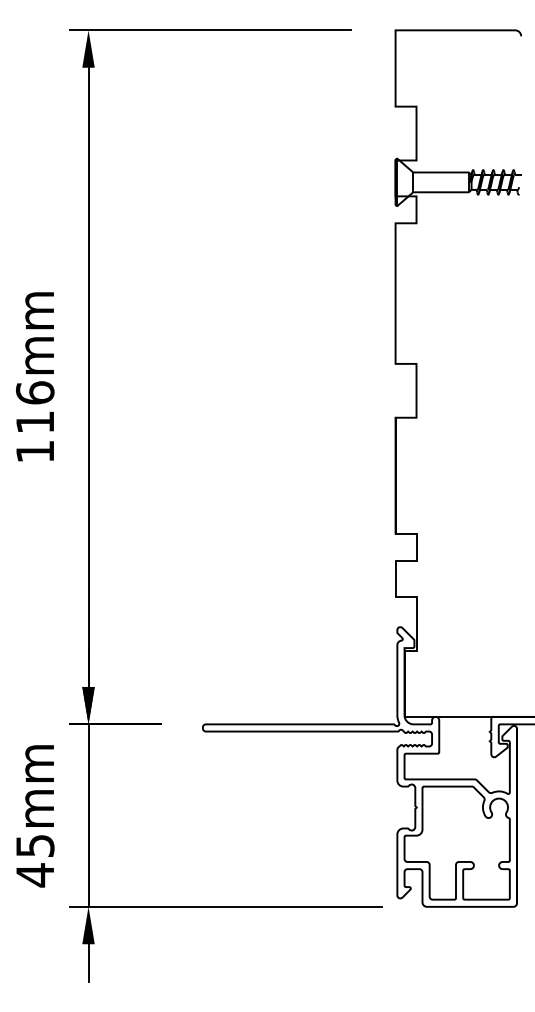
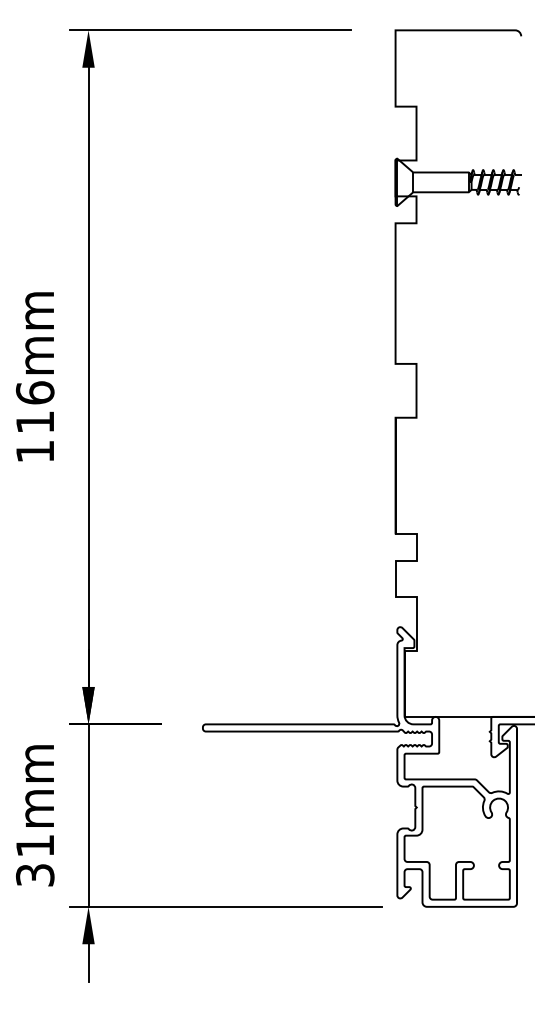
text: 45mm -> 31mm (34, 861)
